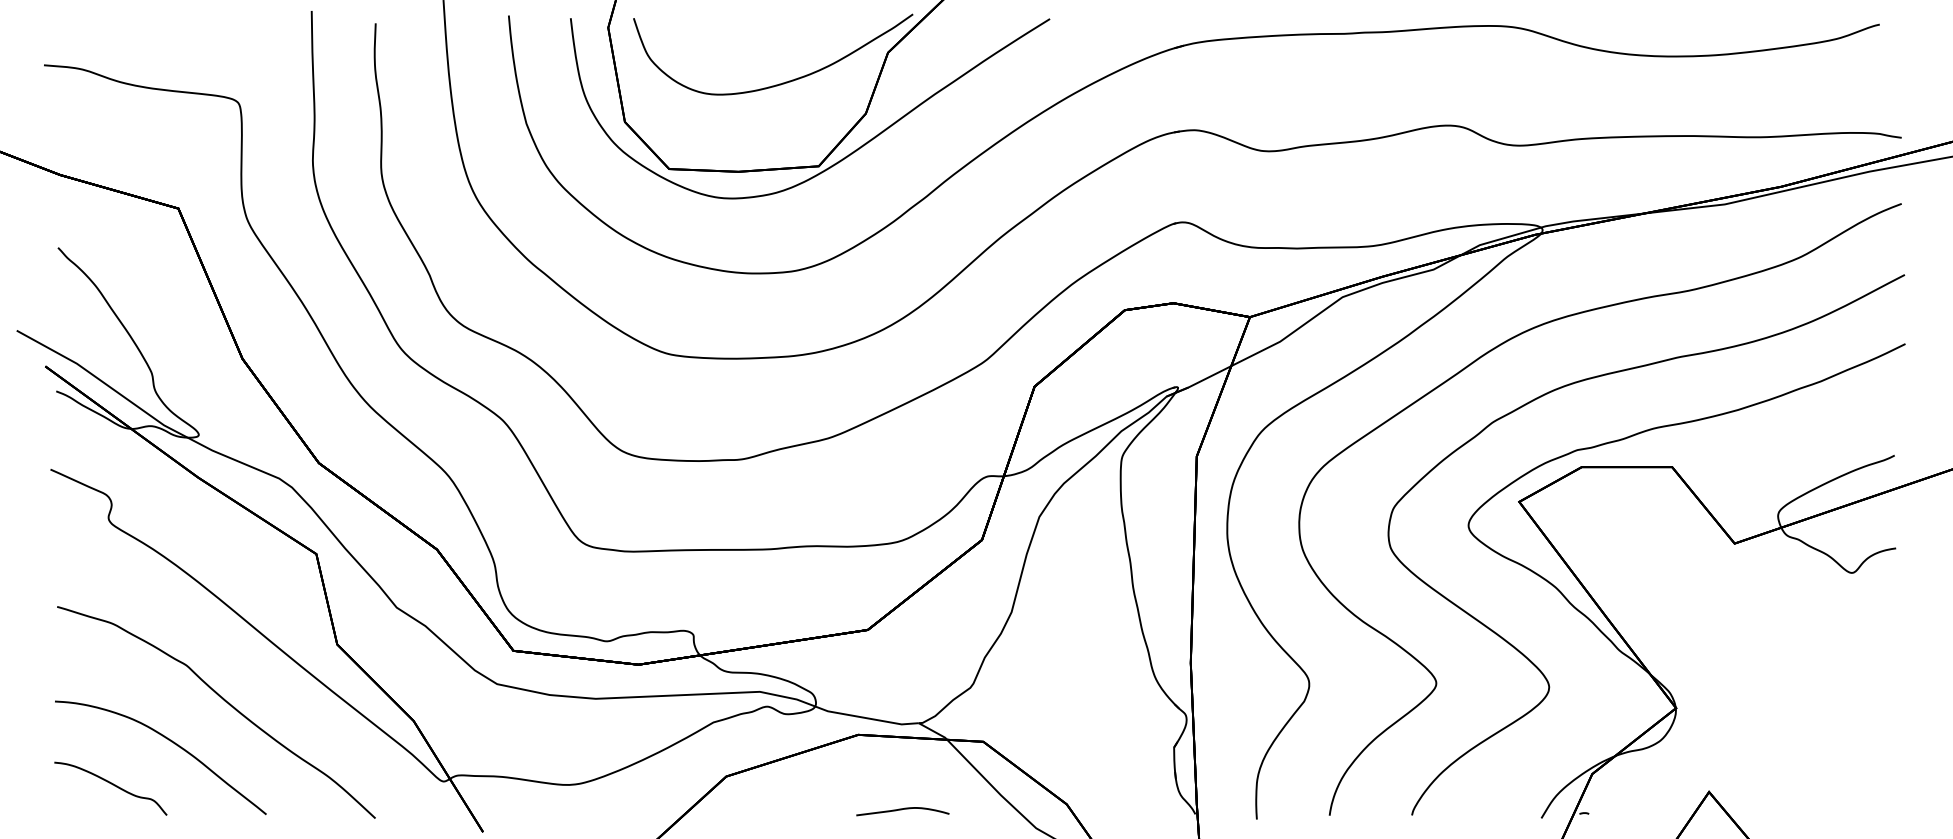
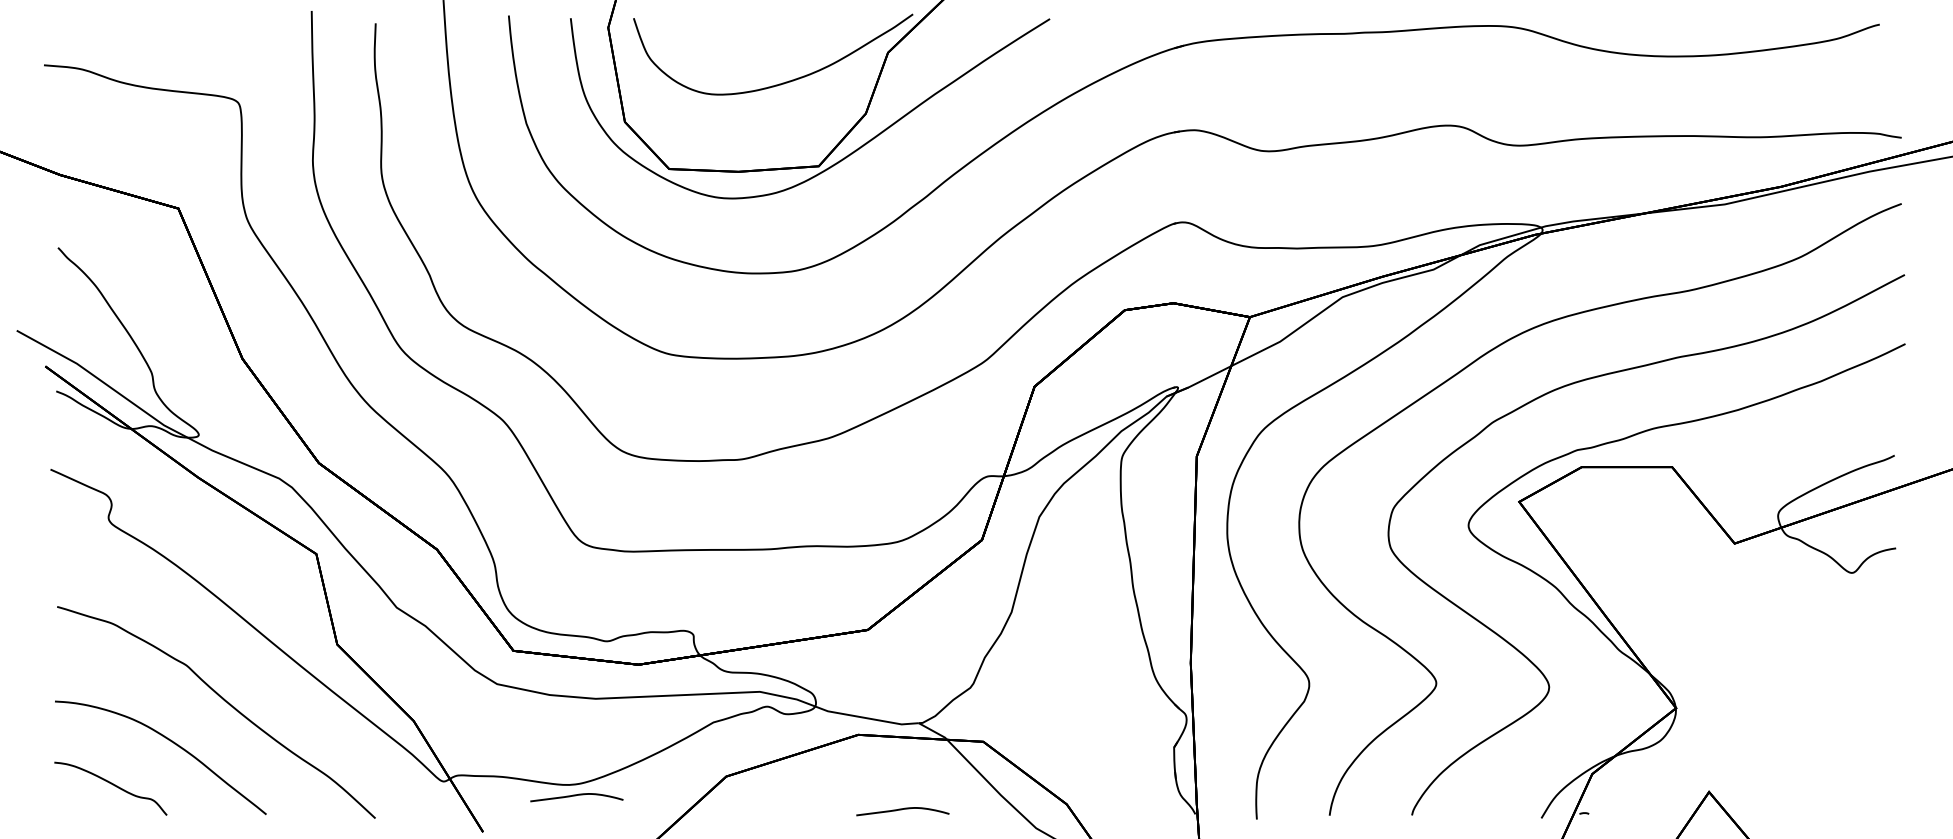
curve: none -> present (575, 796)
